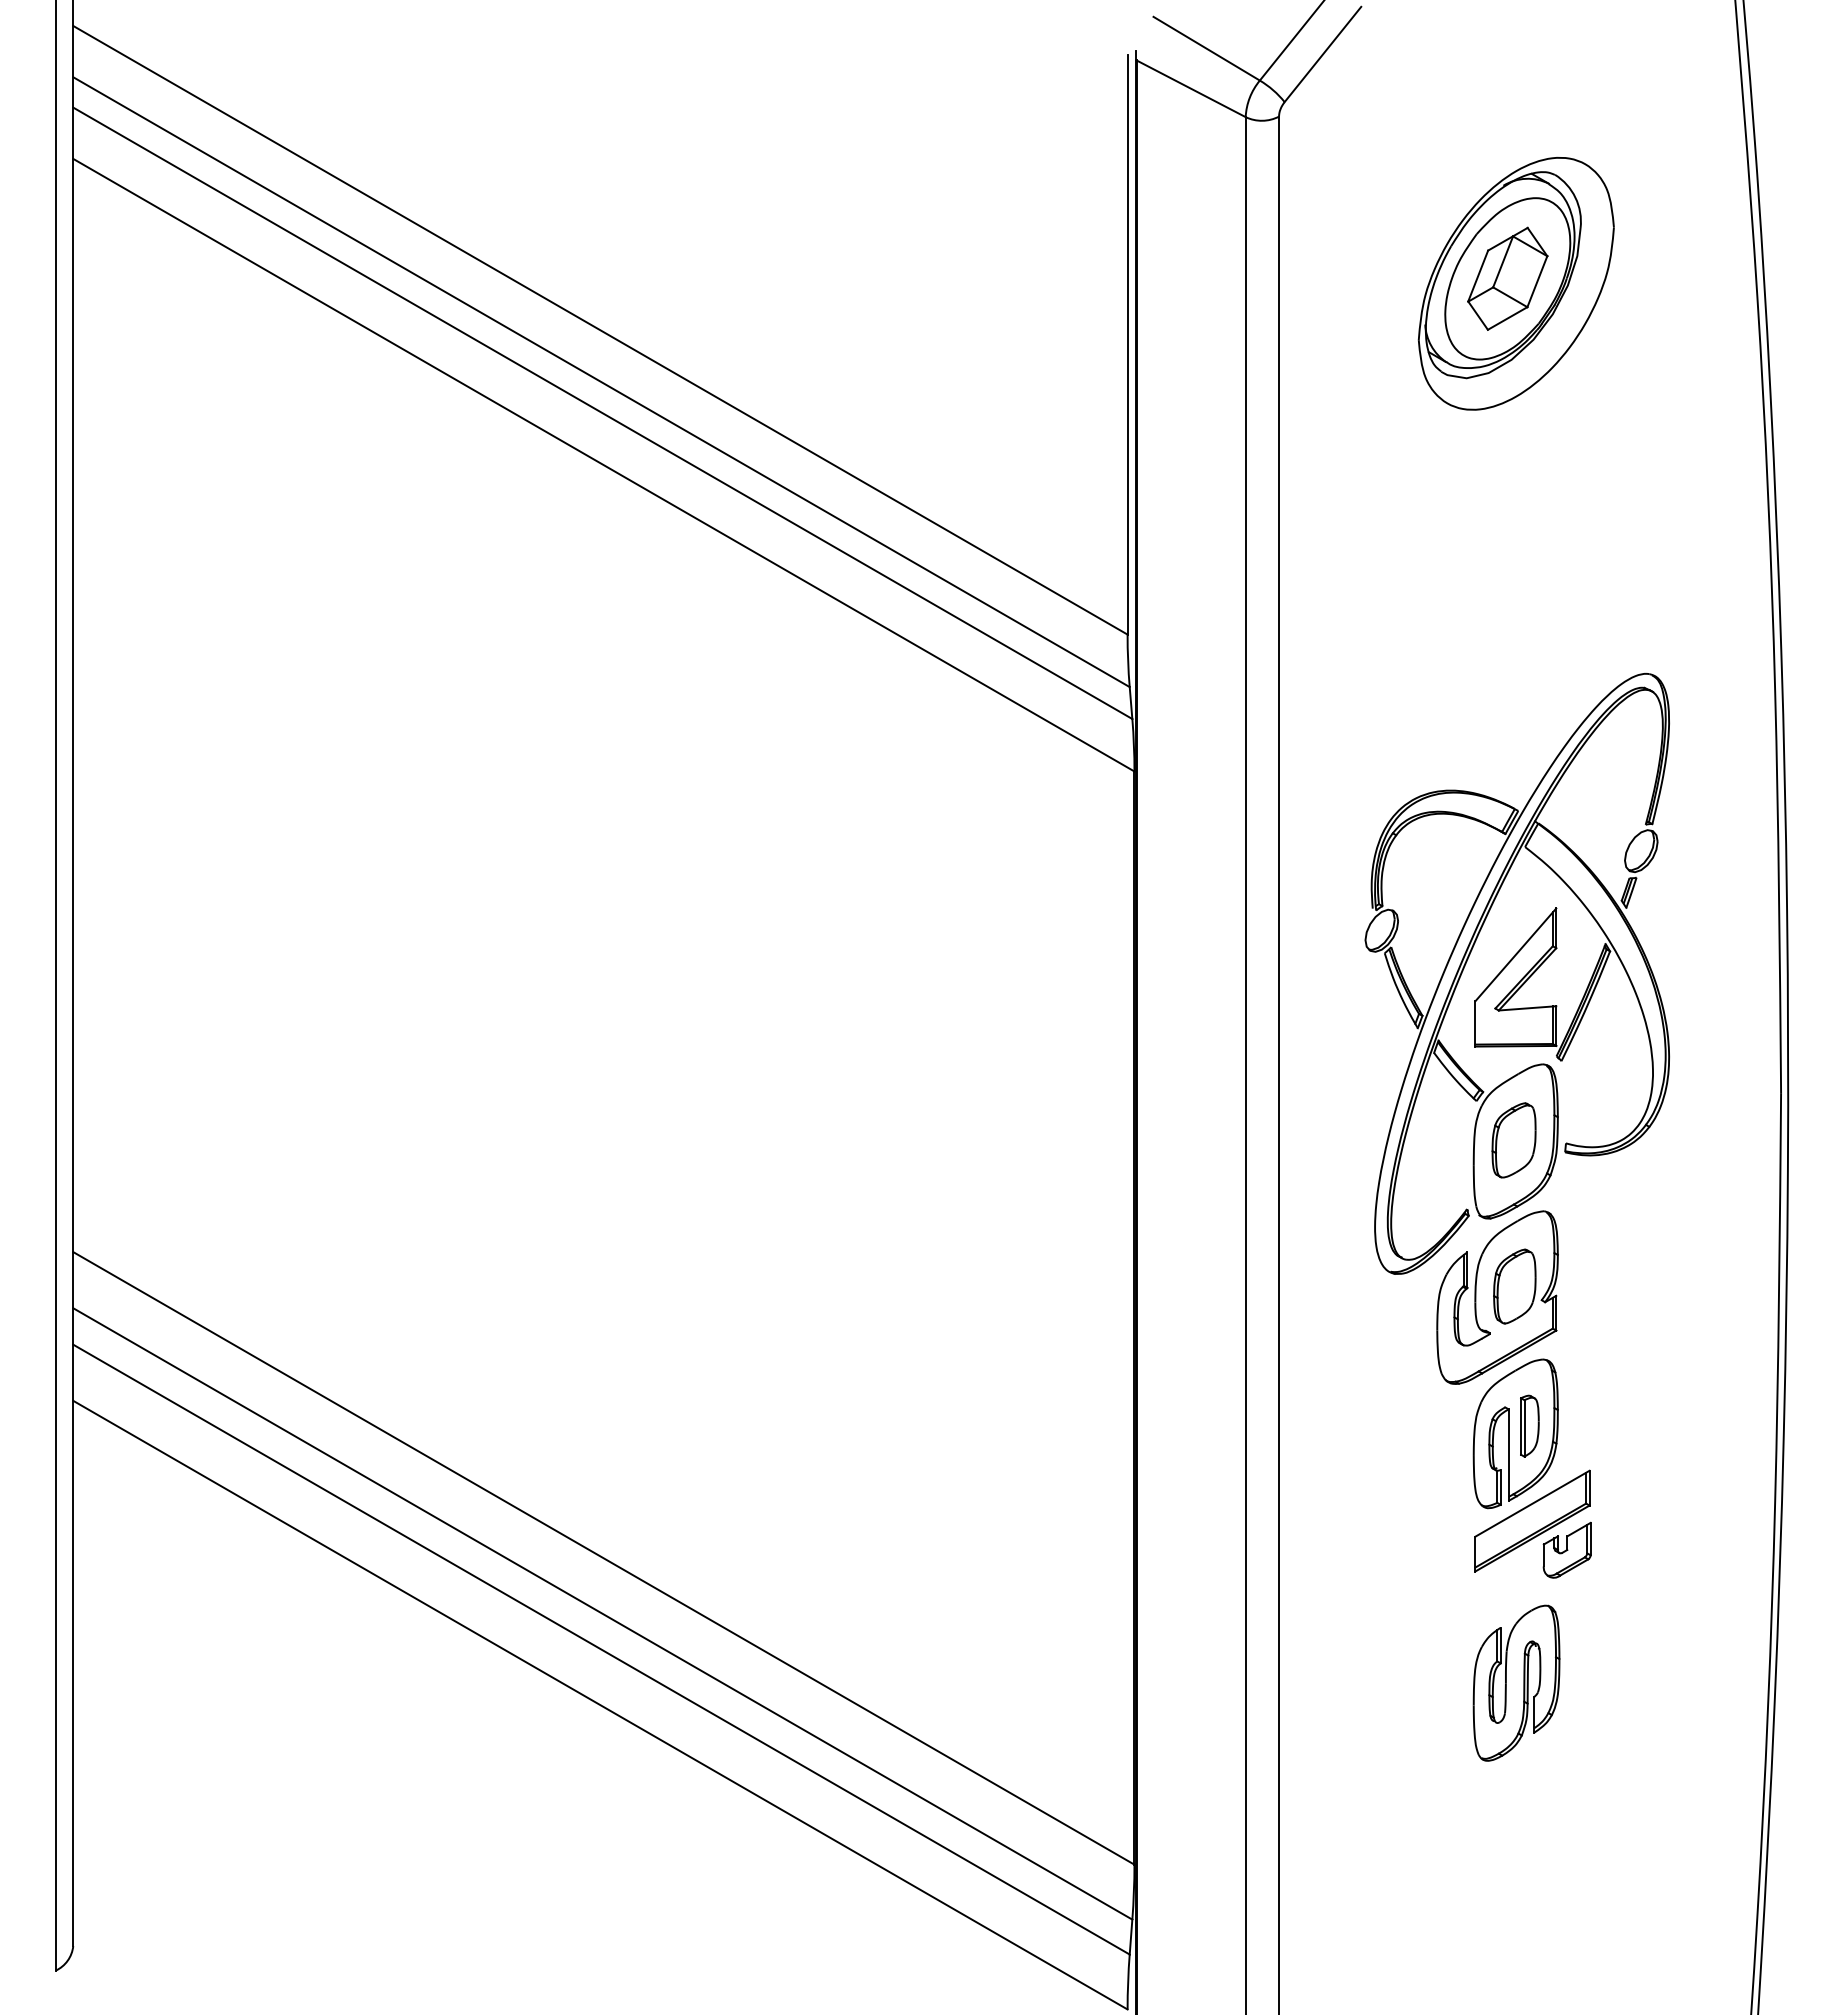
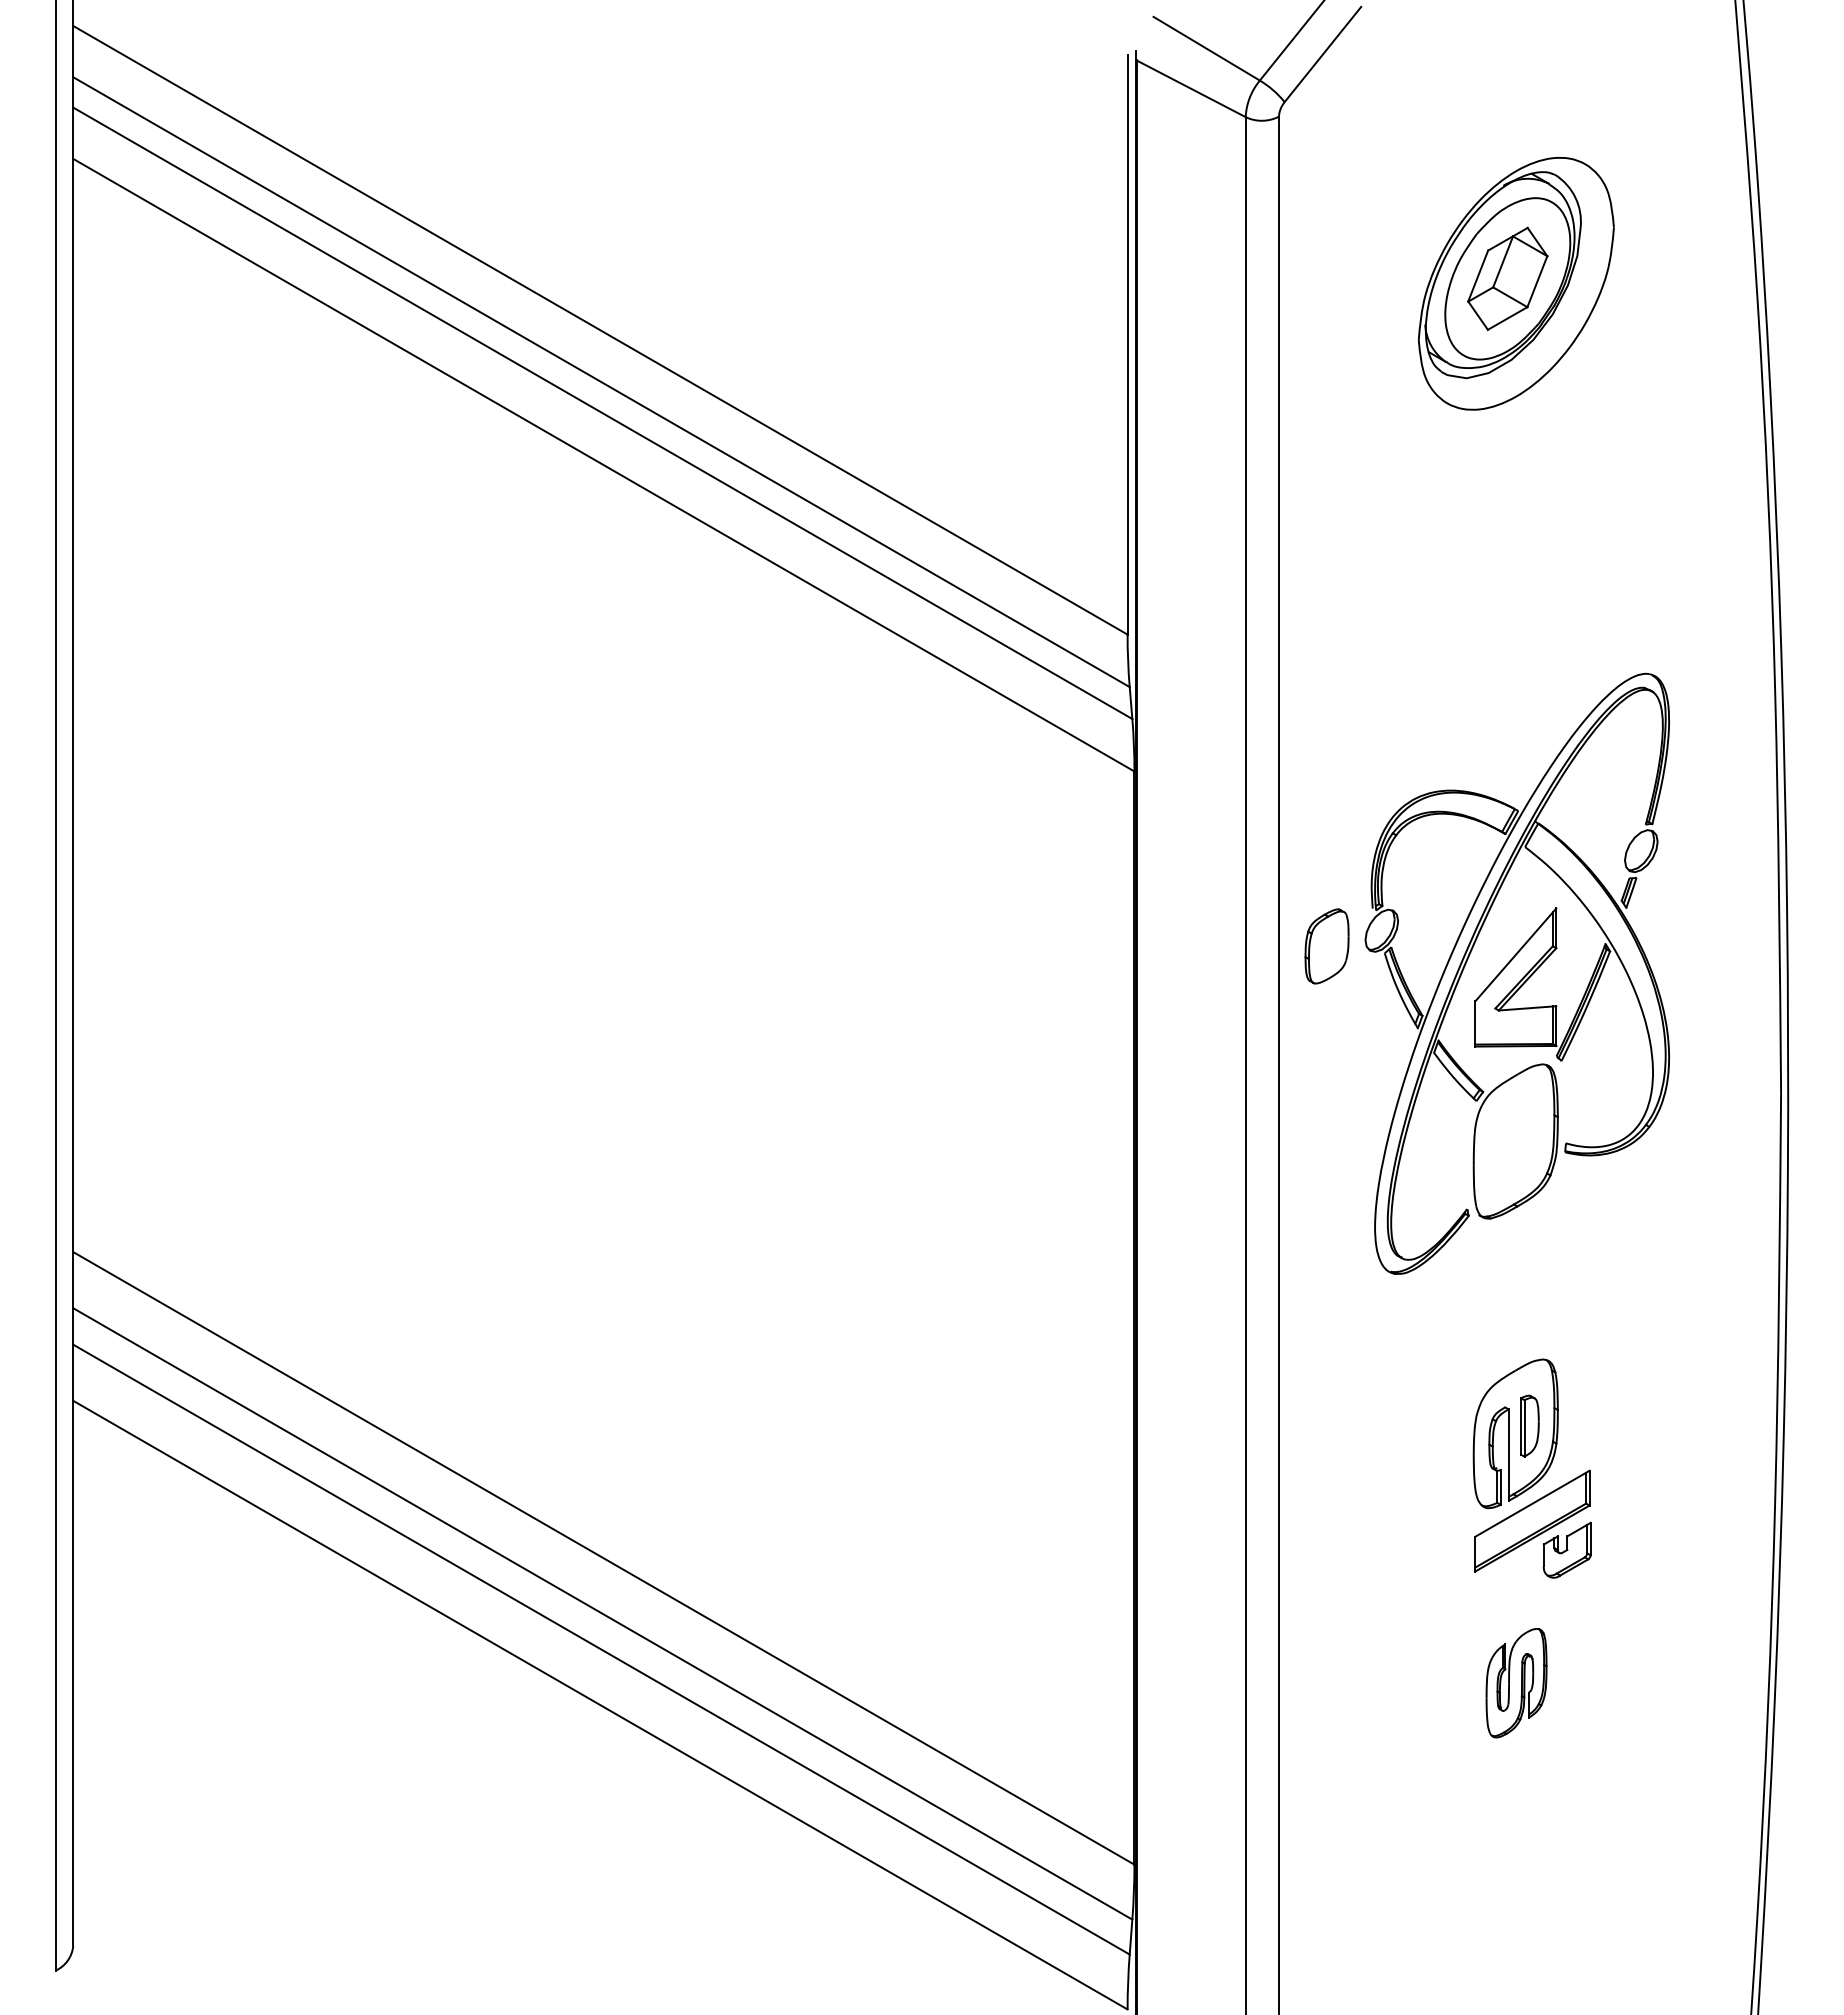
part position: (1513, 1140) -> (1326, 946) (1326, 946)
part: present -> none (1497, 1297)
part size: 89x158 px -> 63x111 px (1516, 1683)
